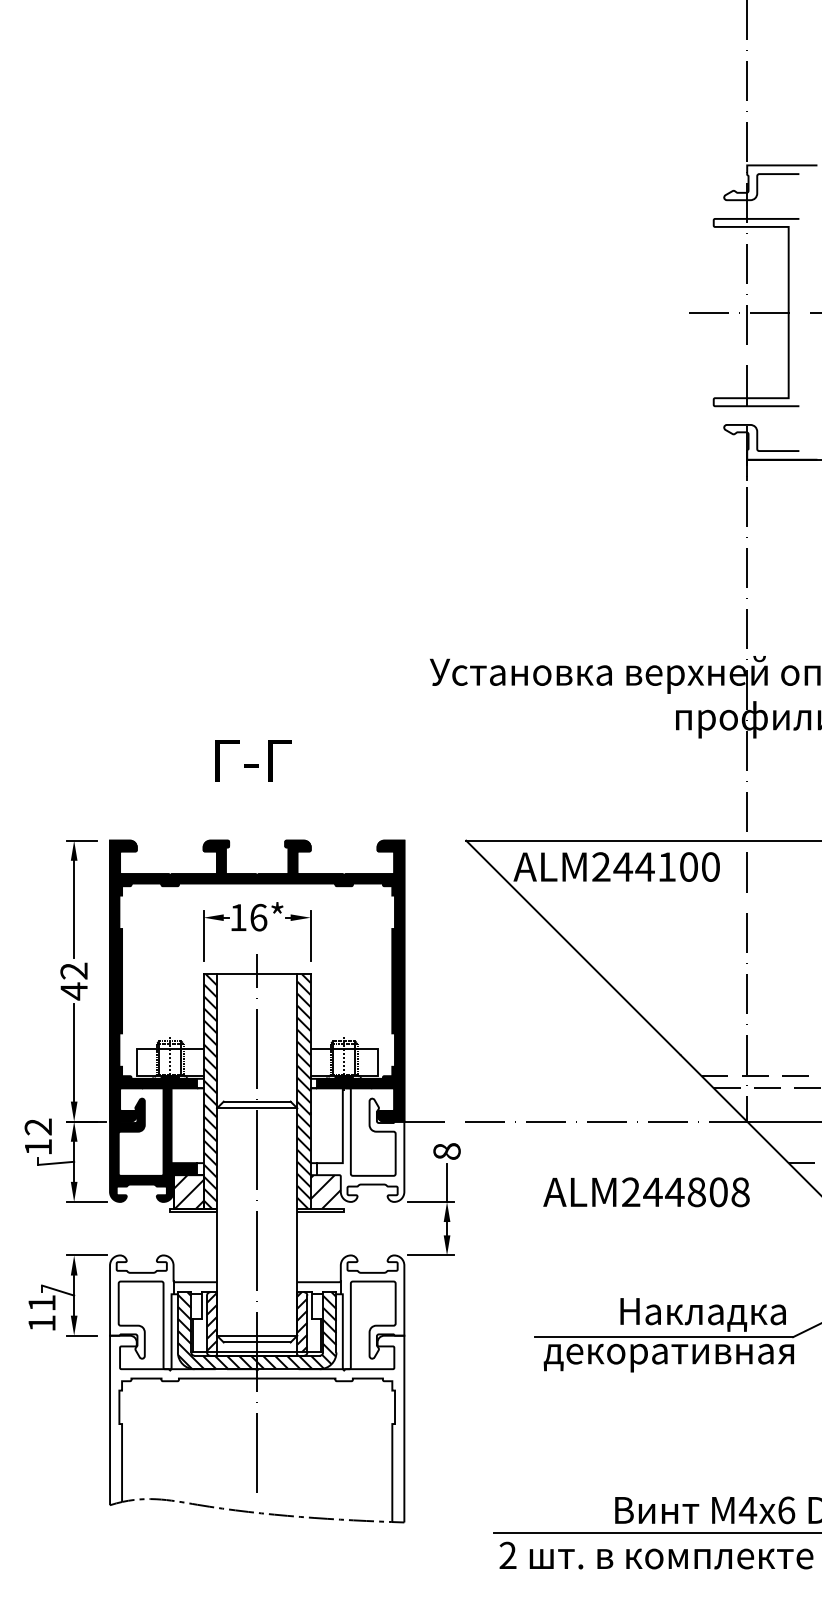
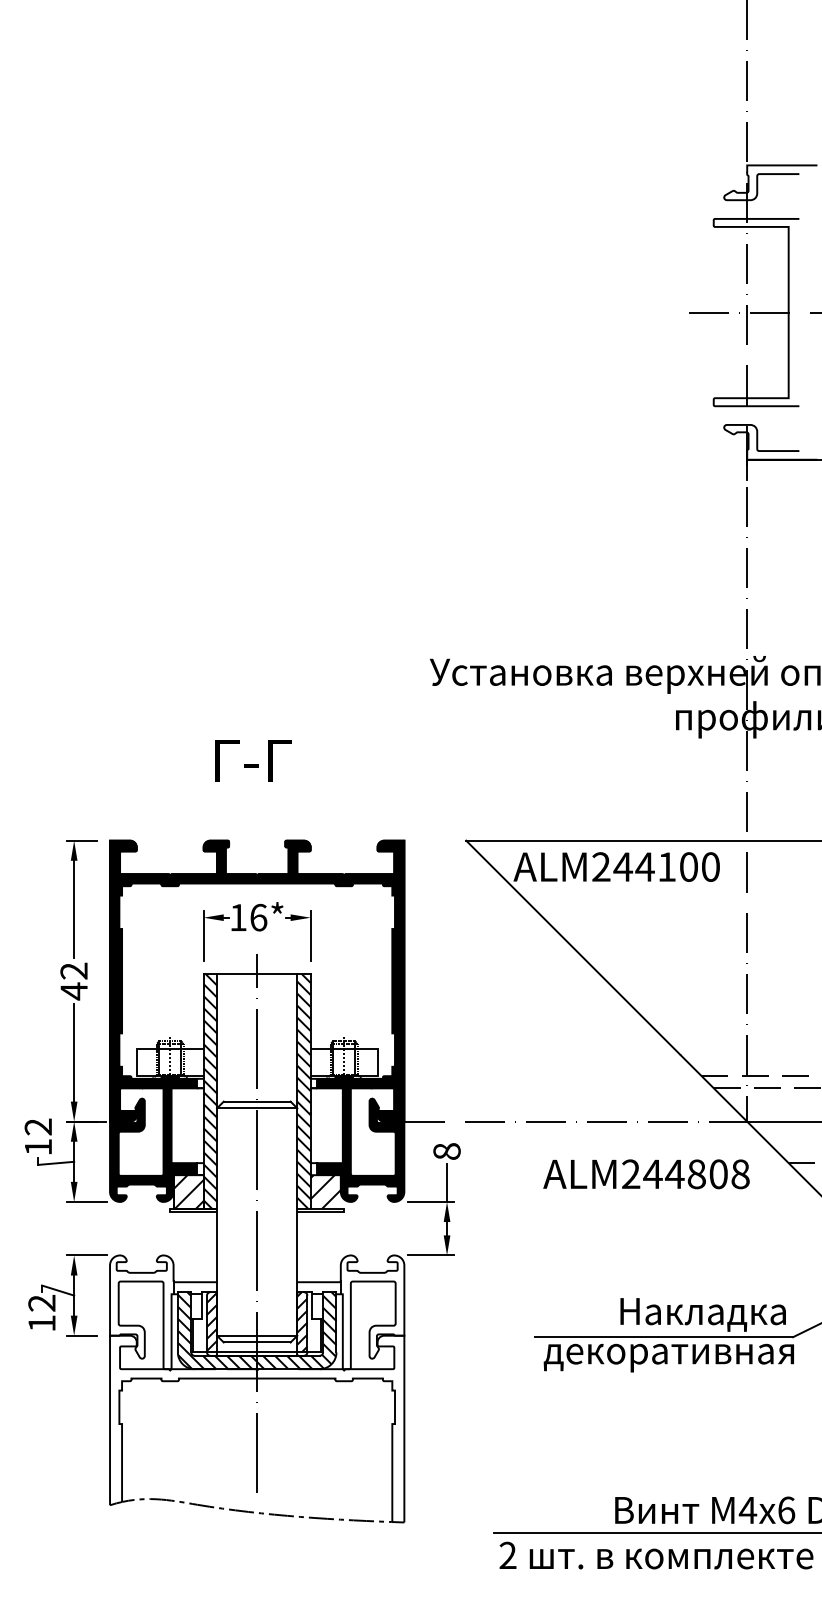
fill: none -> present (360, 1144)
text position: (646, 1192) -> (646, 1174) (646, 1174)
text: 11 -> 12 (41, 1302)
